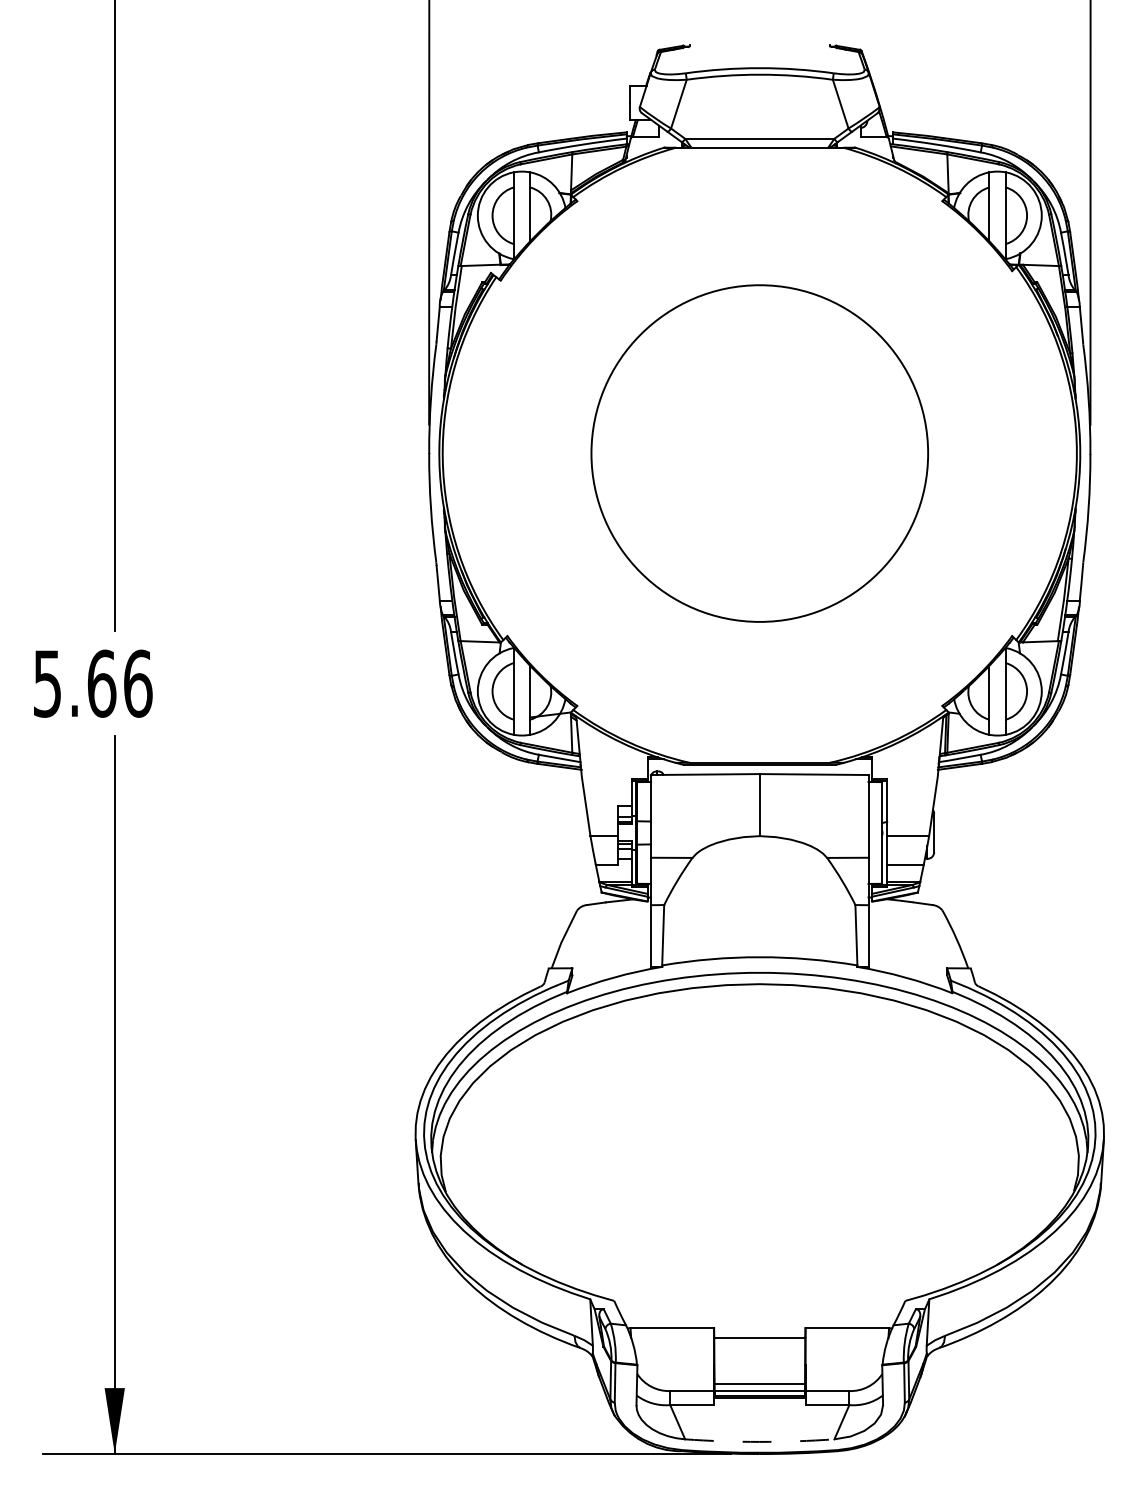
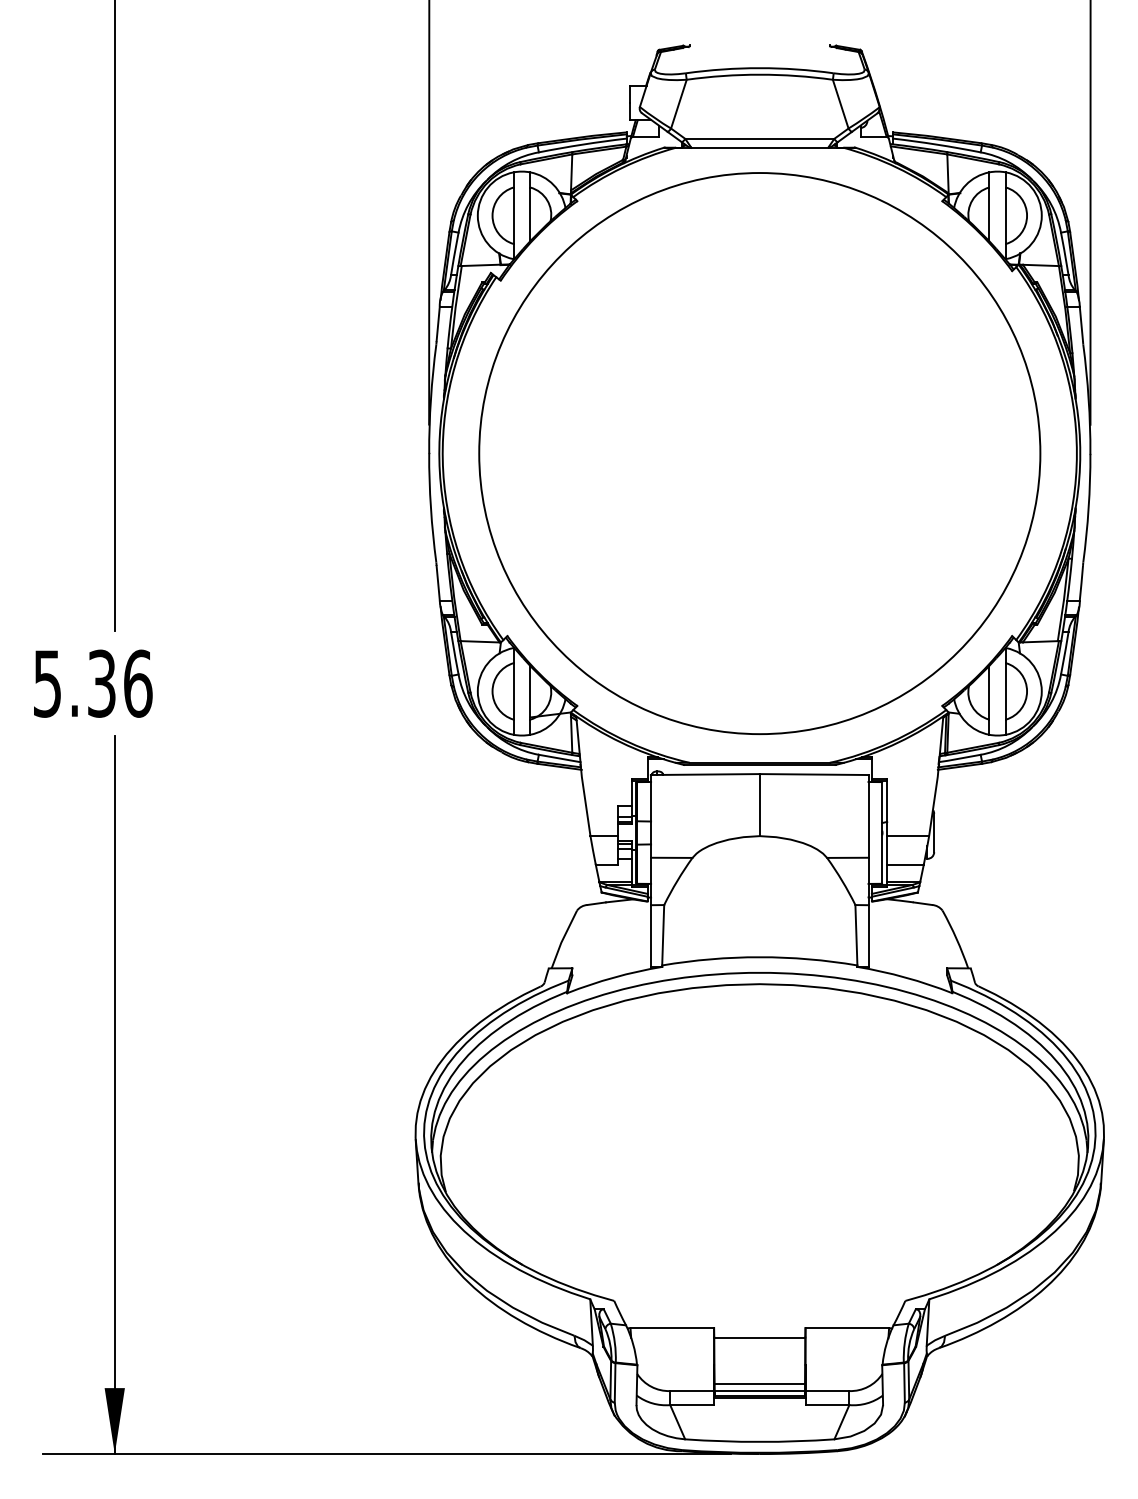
circle diameter: 337 px -> 561 px (759, 453)
text: 5.66 -> 5.36 (101, 683)
arc: dashed -> solid (759, 1441)
